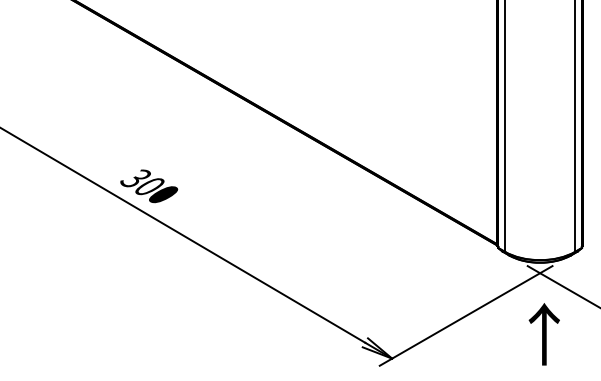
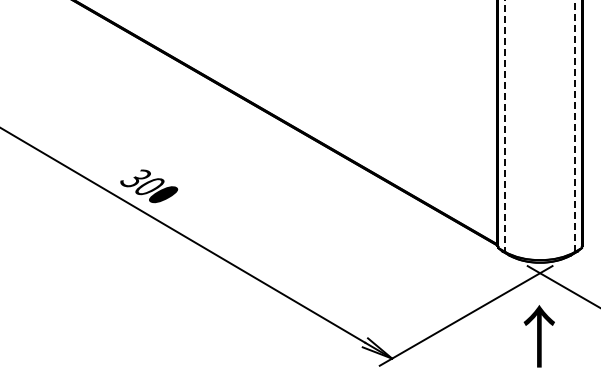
line: solid -> dashed (504, 125)
line: solid -> dashed (575, 125)
text position: (543, 334) -> (538, 336) (538, 336)
